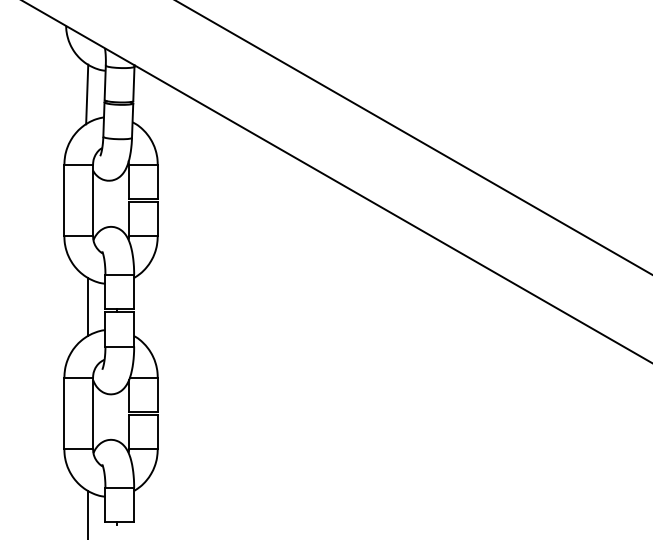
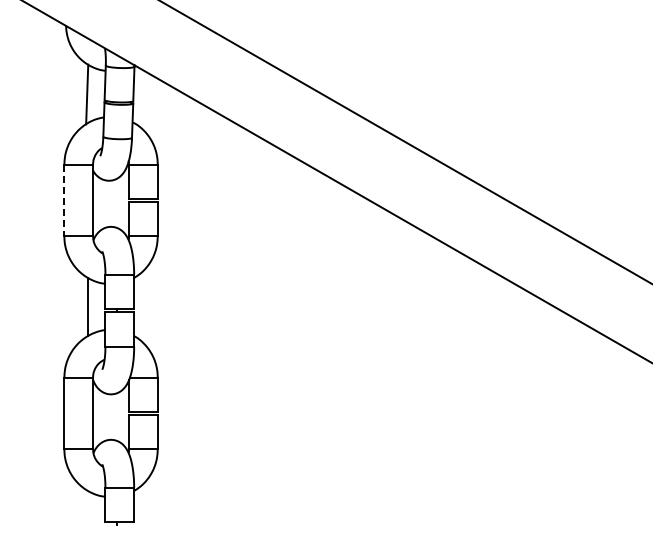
line position: (413, 137) -> (405, 142) (405, 142)
line: solid -> dashed (64, 200)
line: present -> none (87, 513)
